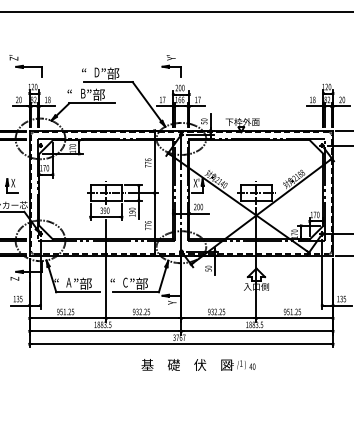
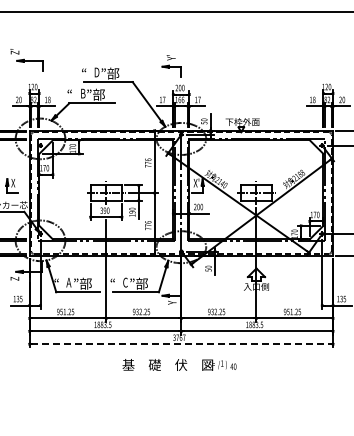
part position: (25, 66) -> (26, 60) (26, 60)
line: solid -> dashed (181, 344)
text position: (198, 364) -> (179, 364) (179, 364)
